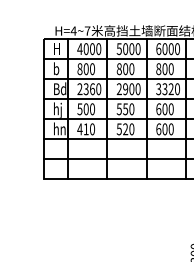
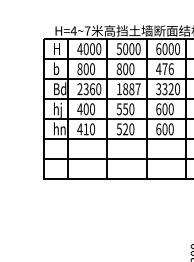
text: 800 -> 476 (164, 69)
text: 2900 -> 1887 (128, 89)
text: 500 -> 400 (79, 109)
